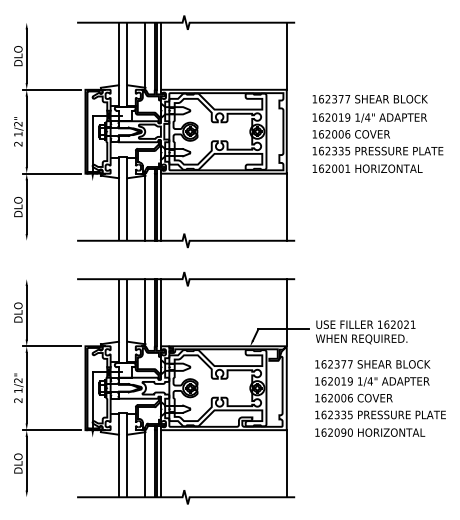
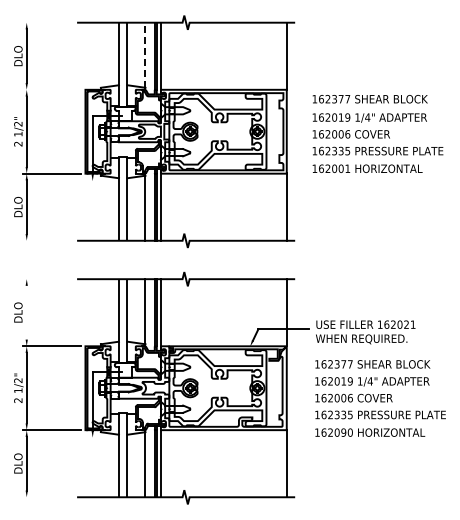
line: solid -> dashed (145, 55)
line: present -> none (51, 89)
line: present -> none (26, 312)
